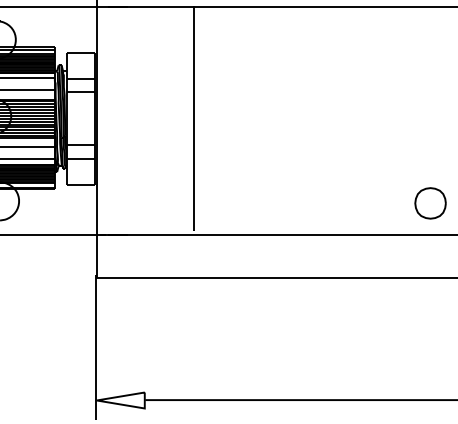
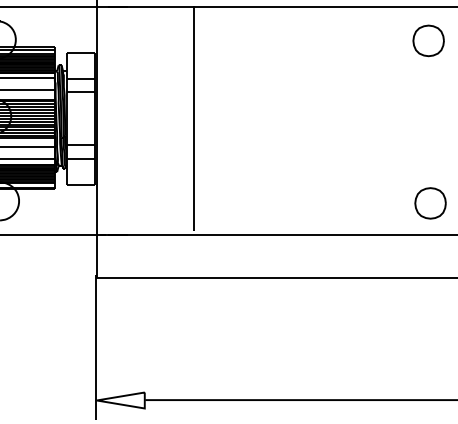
part: none -> present (428, 40)
